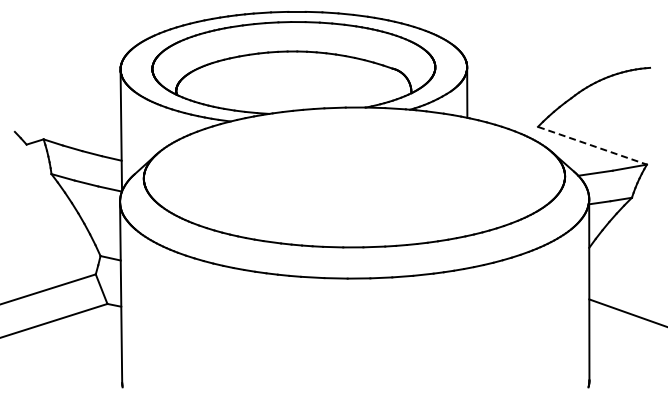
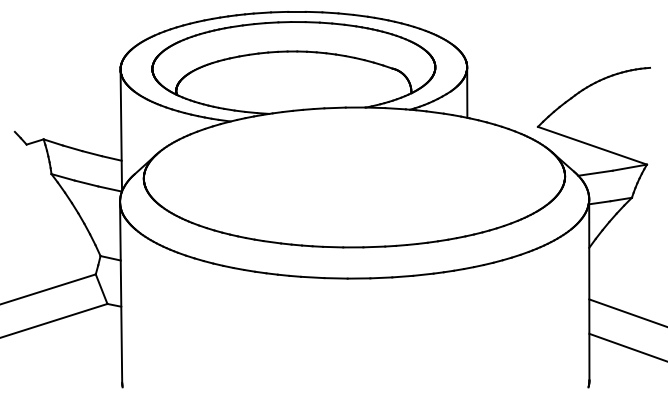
line: dashed -> solid (592, 145)
line: none -> present (626, 346)
